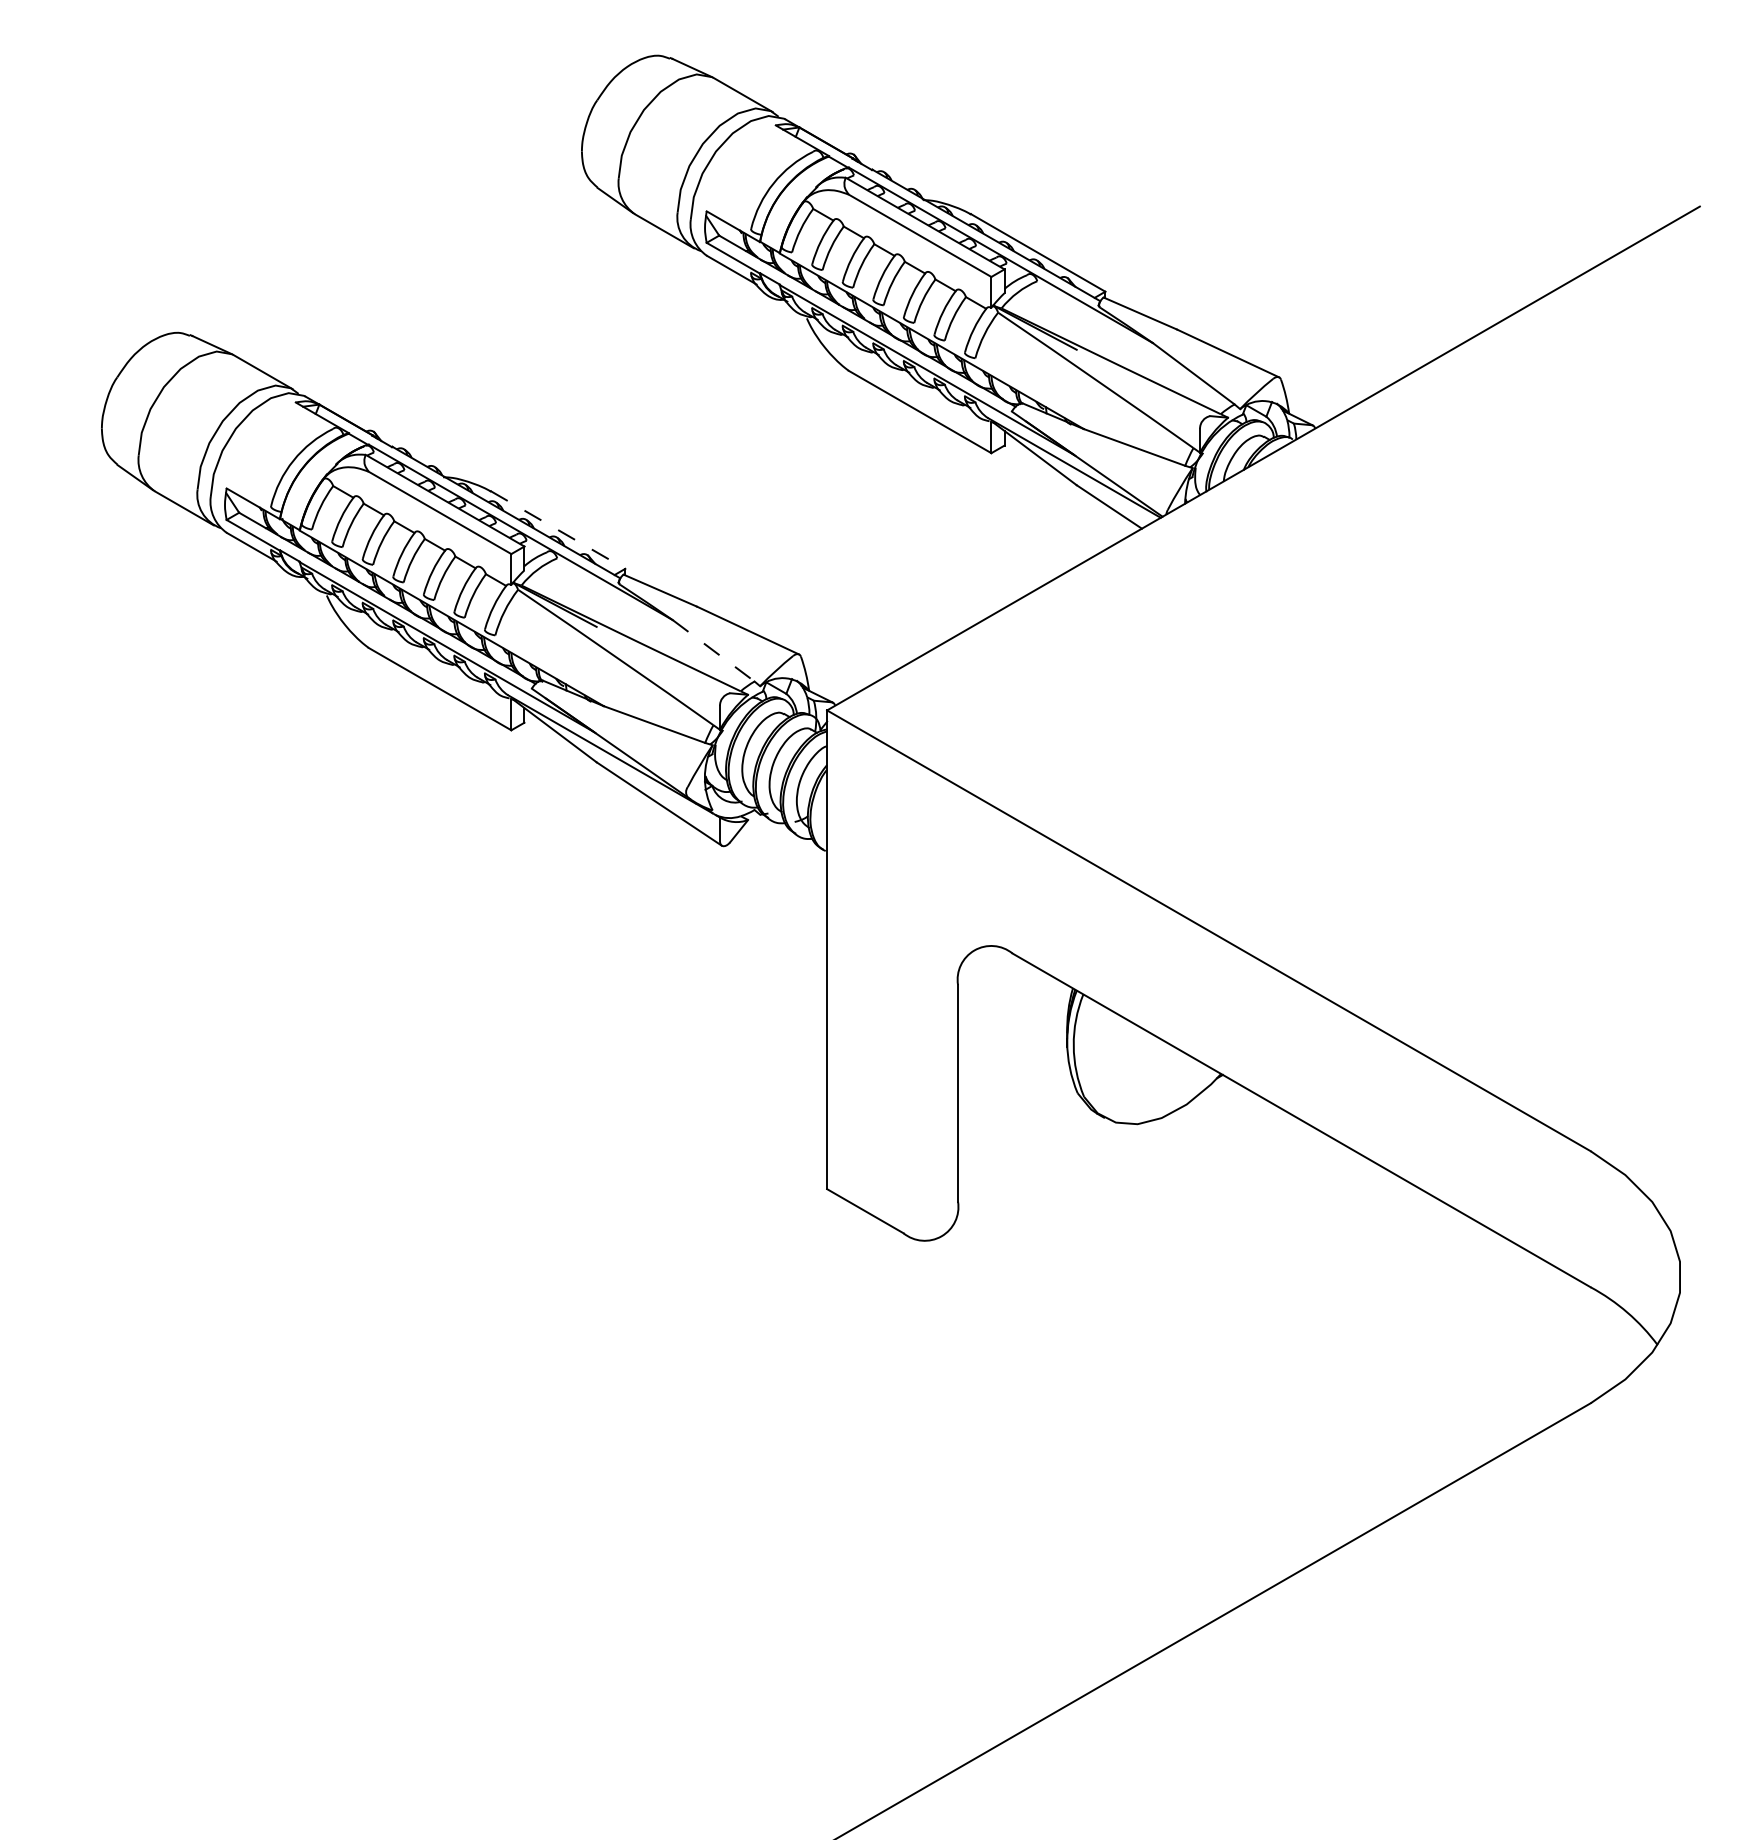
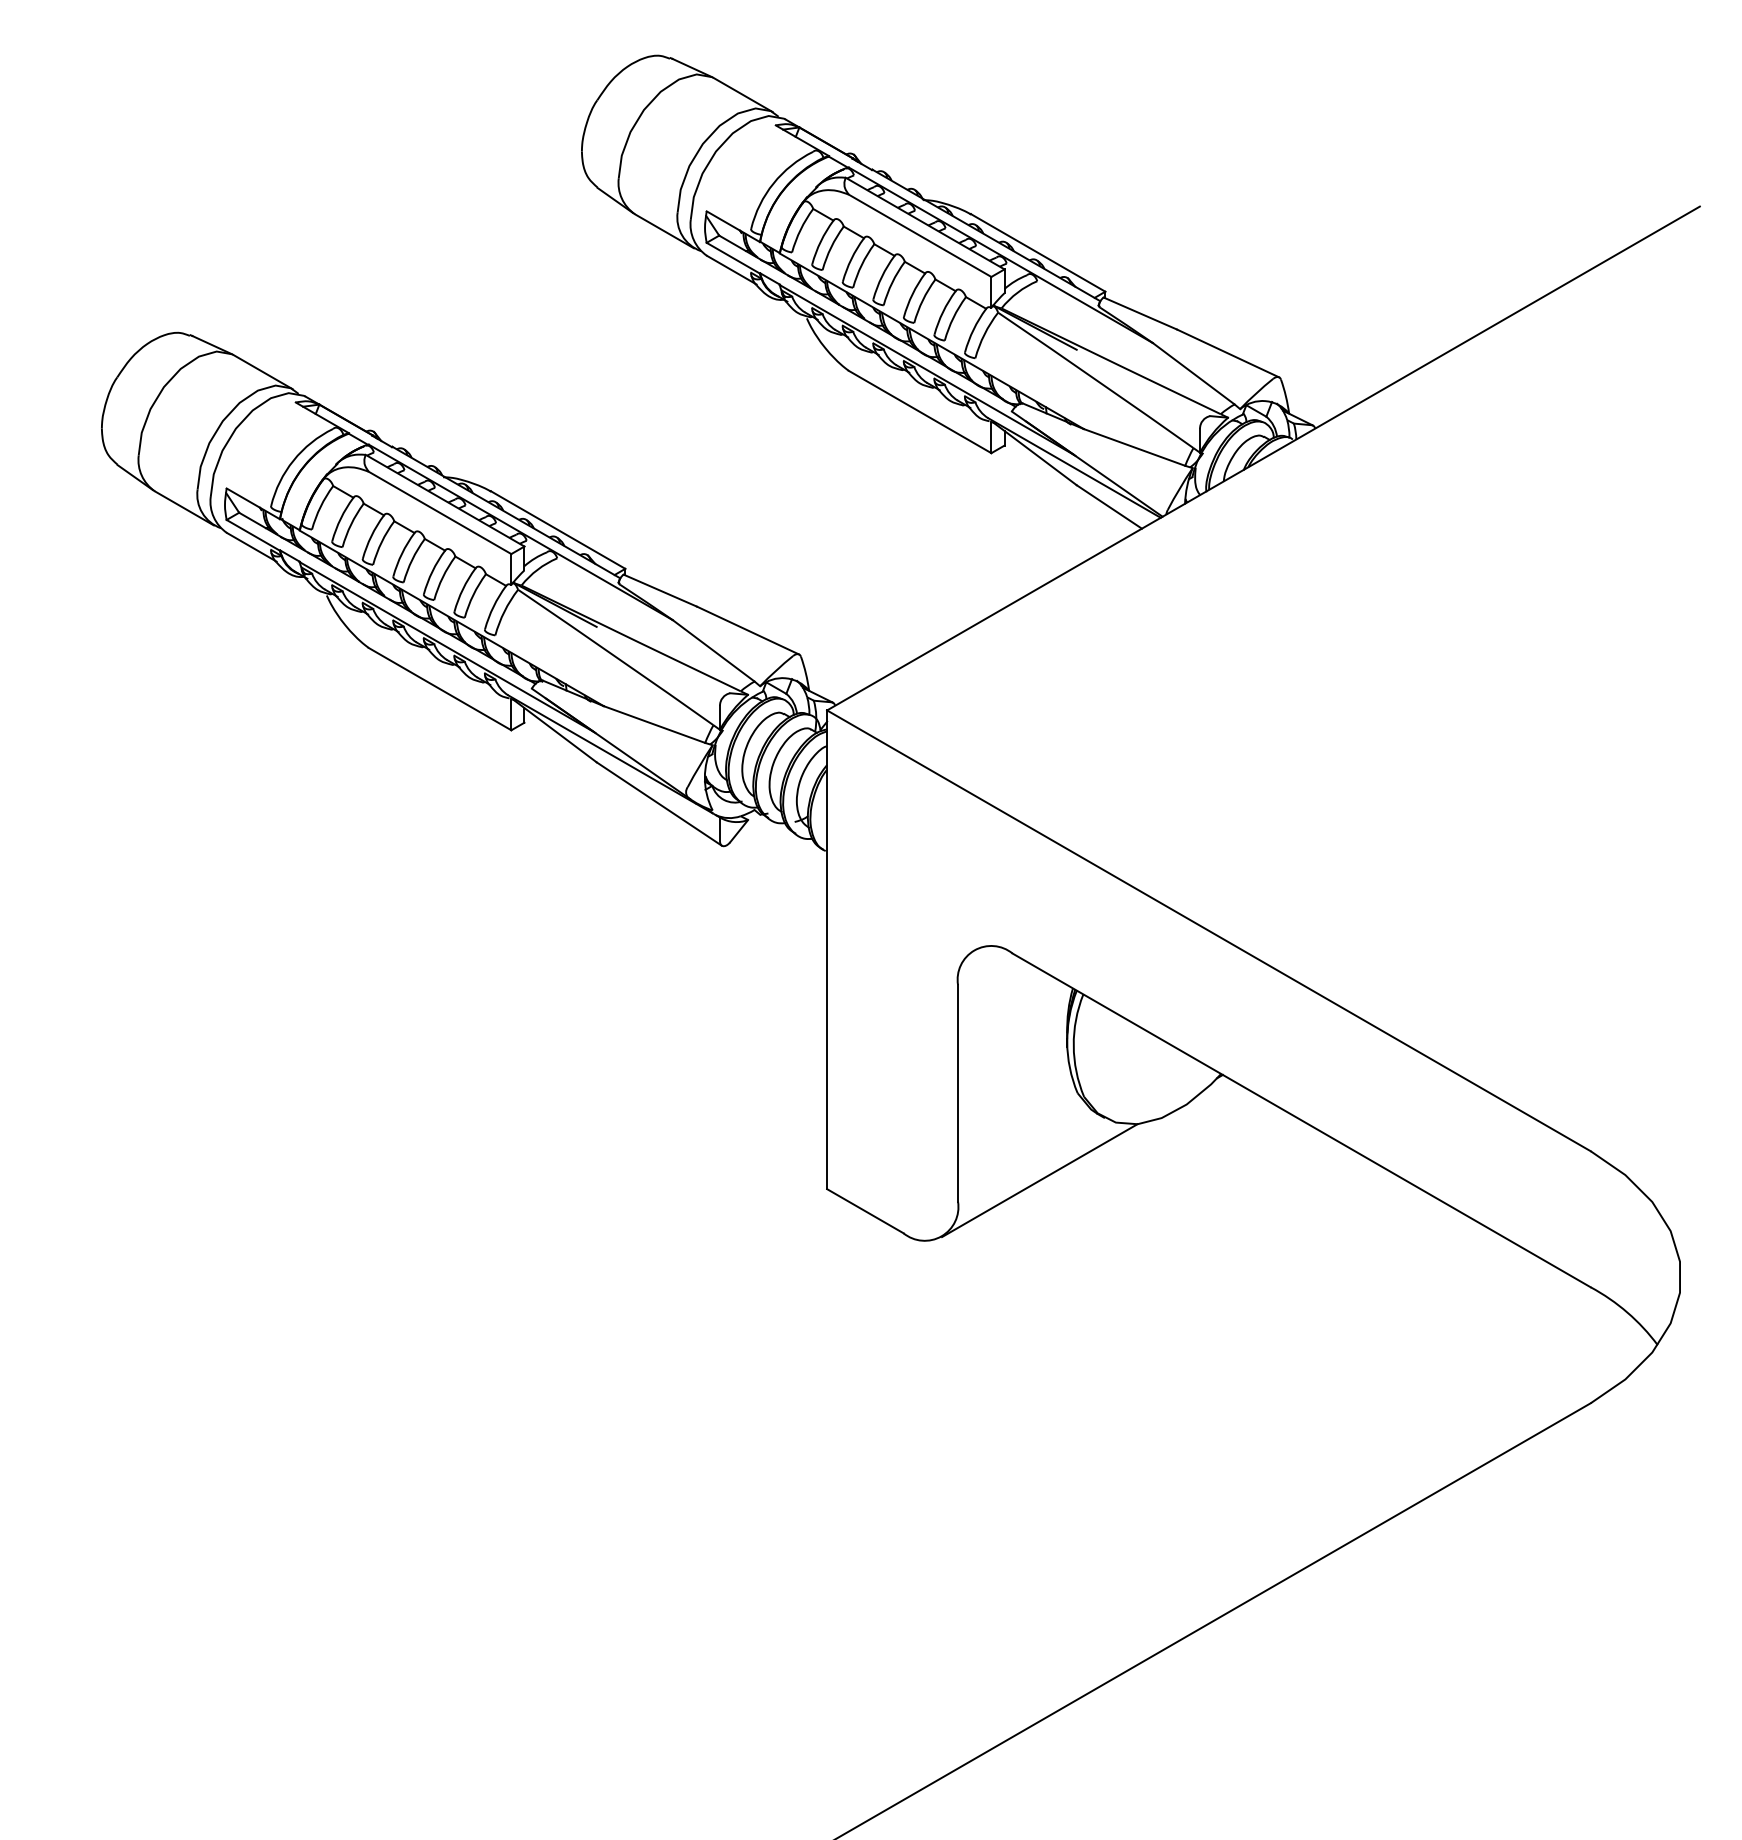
line: dashed -> solid (558, 530)
line: dashed -> solid (714, 651)
line: none -> present (1039, 1180)
